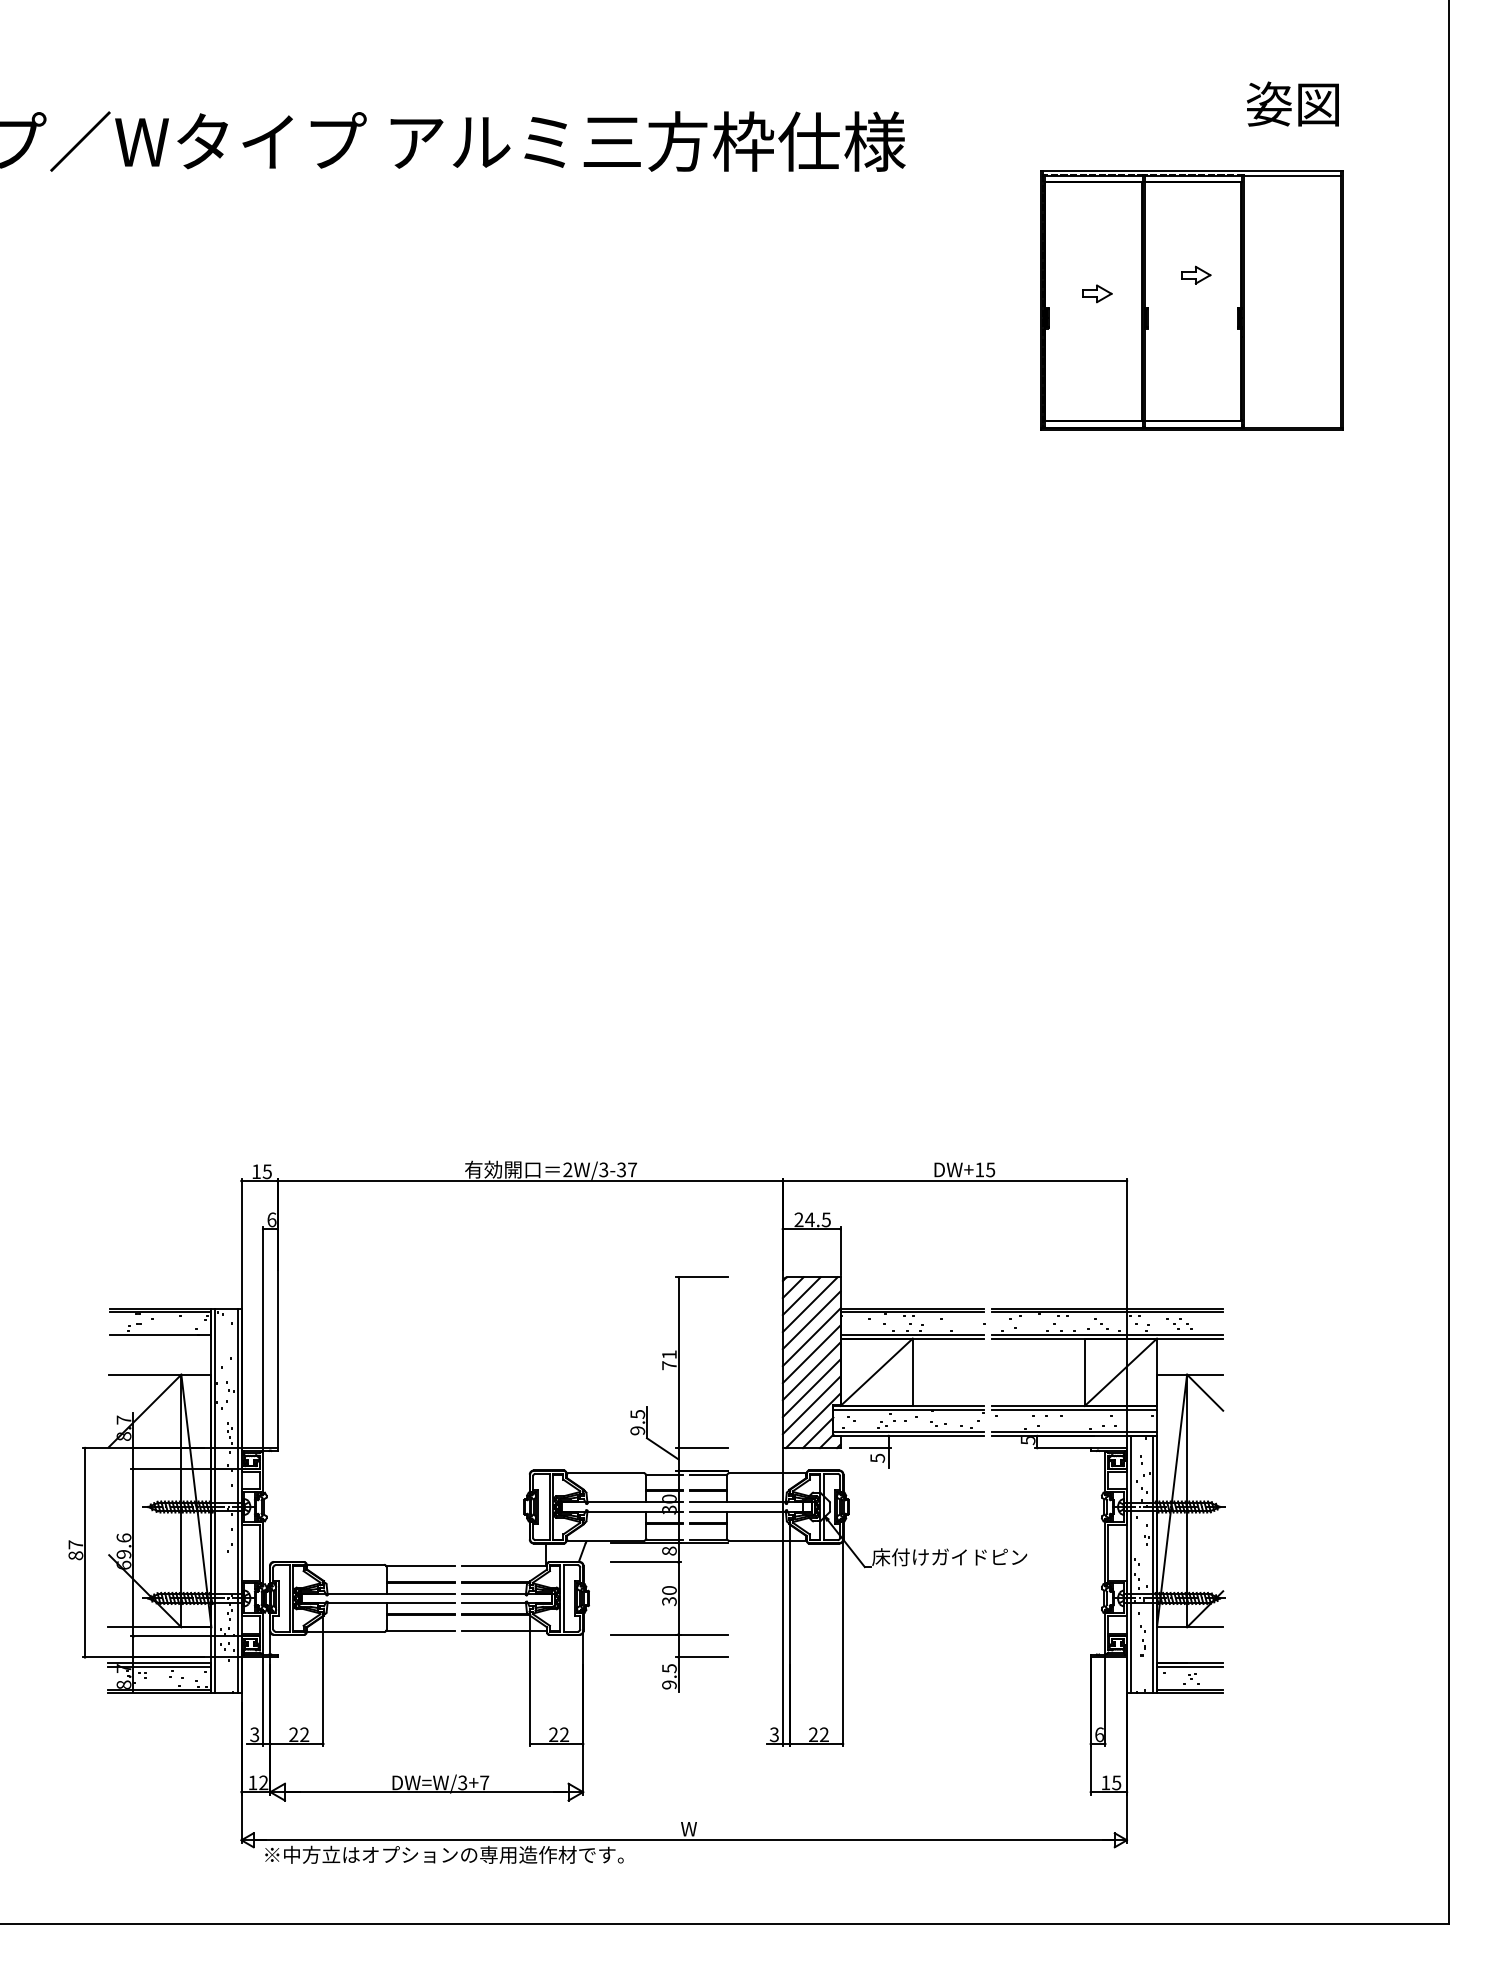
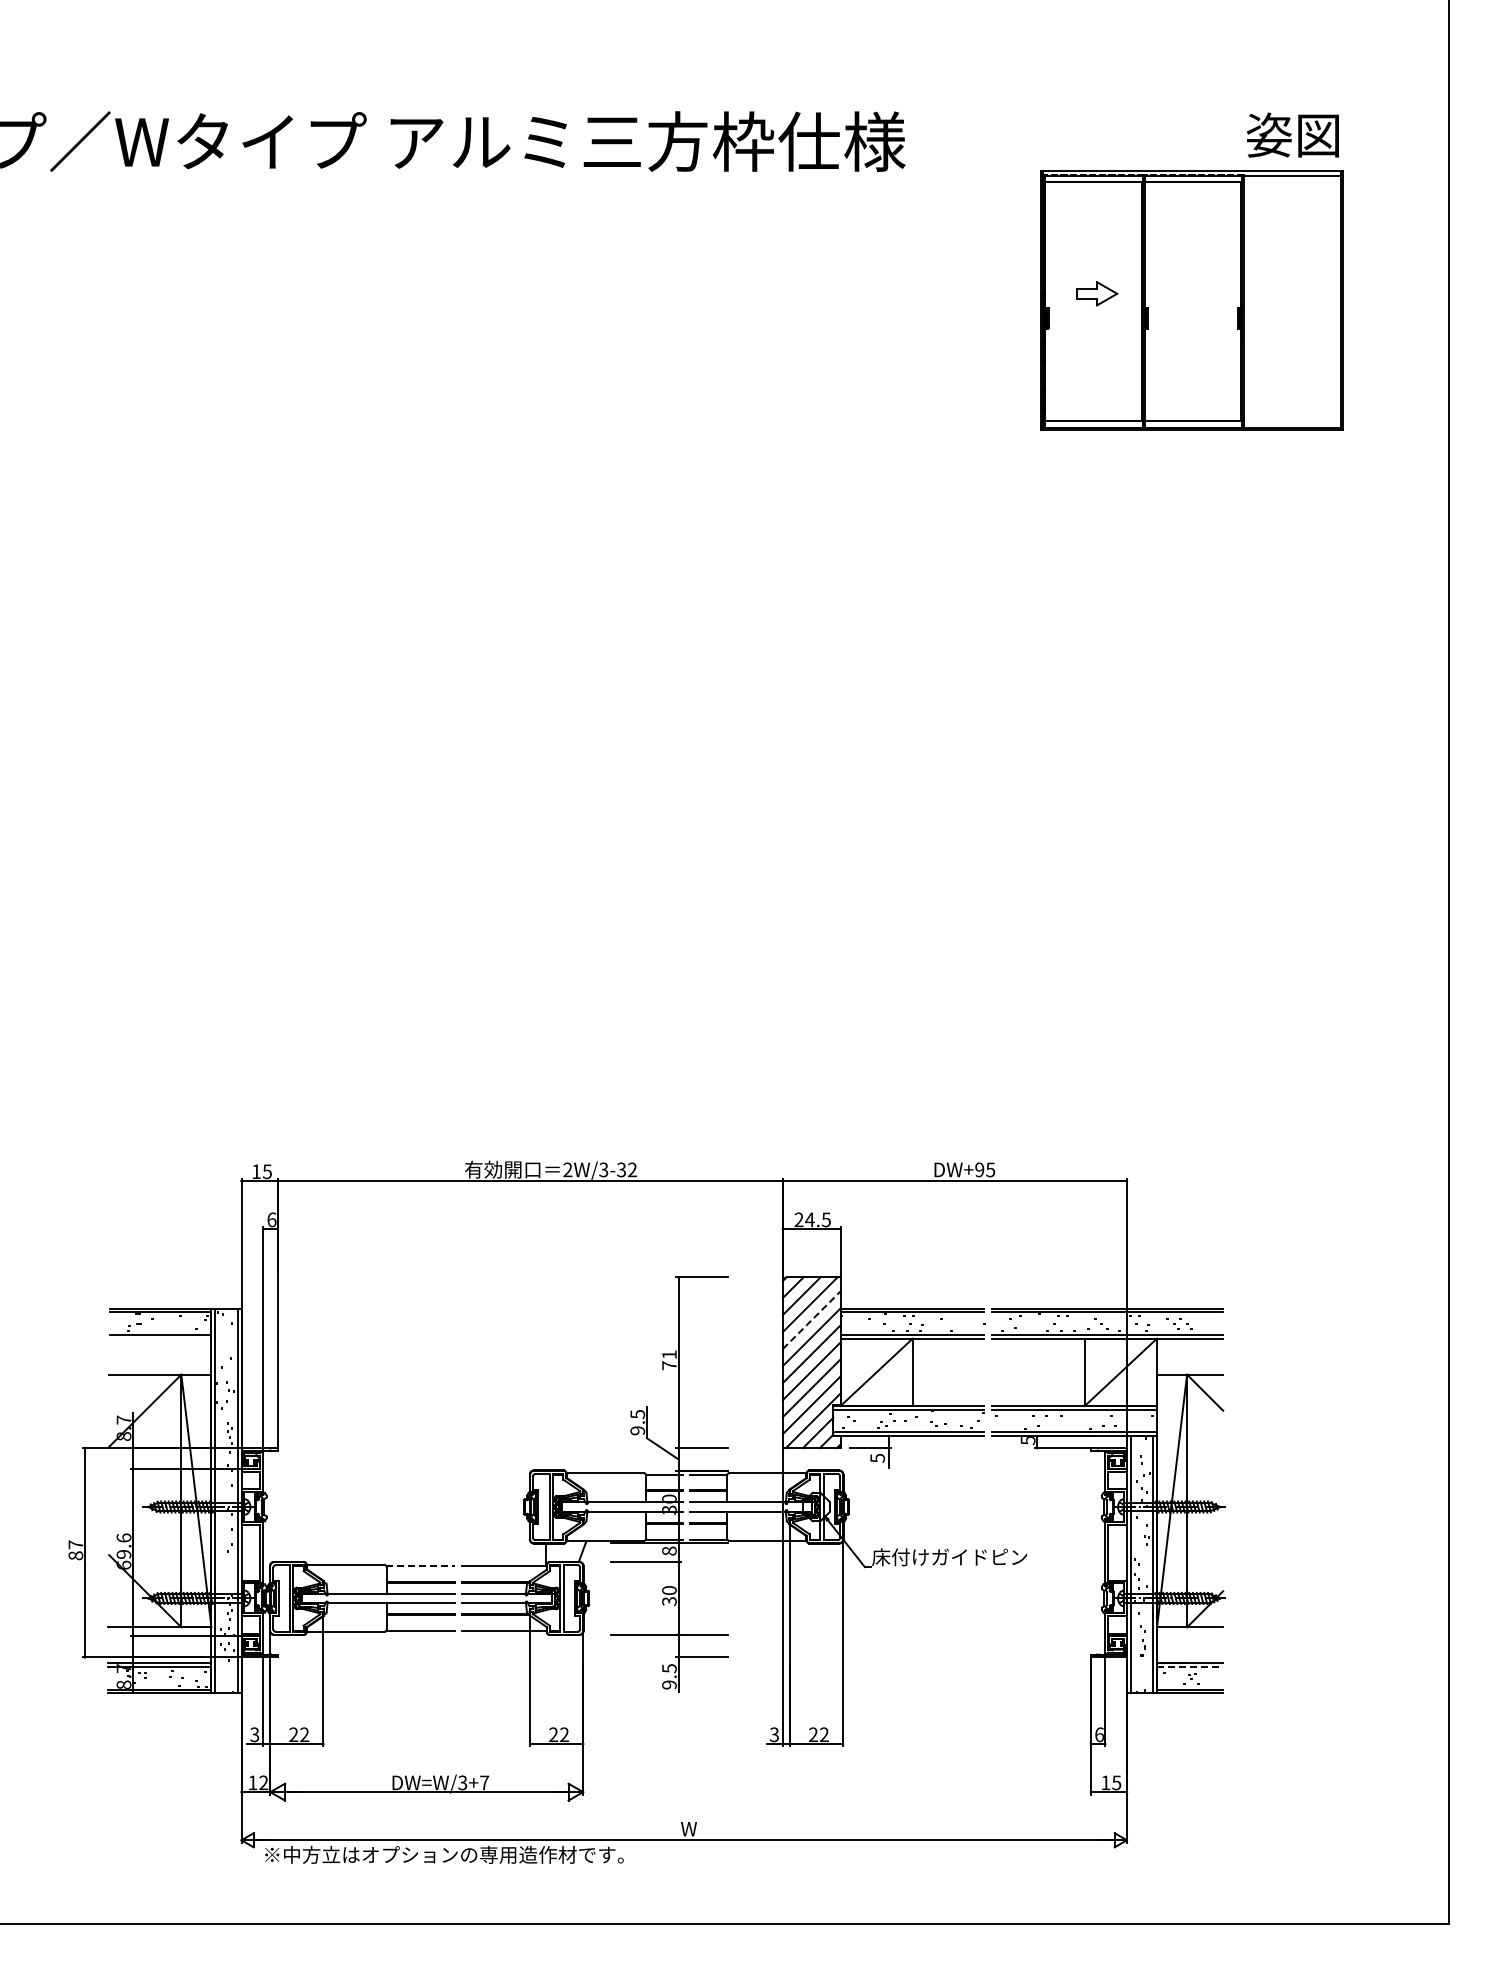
text position: (1292, 103) -> (1292, 134) (1292, 134)
part: present -> none (1196, 274)
part size: 31x20 px -> 43x26 px (1097, 293)
text: 2W/3-37 -> 2W/3-32 (632, 1169)
text: DW+15 -> DW+95 (979, 1169)
line: solid -> dashed (811, 1320)
line: solid -> dashed (421, 1565)
line: solid -> dashed (1190, 1667)
